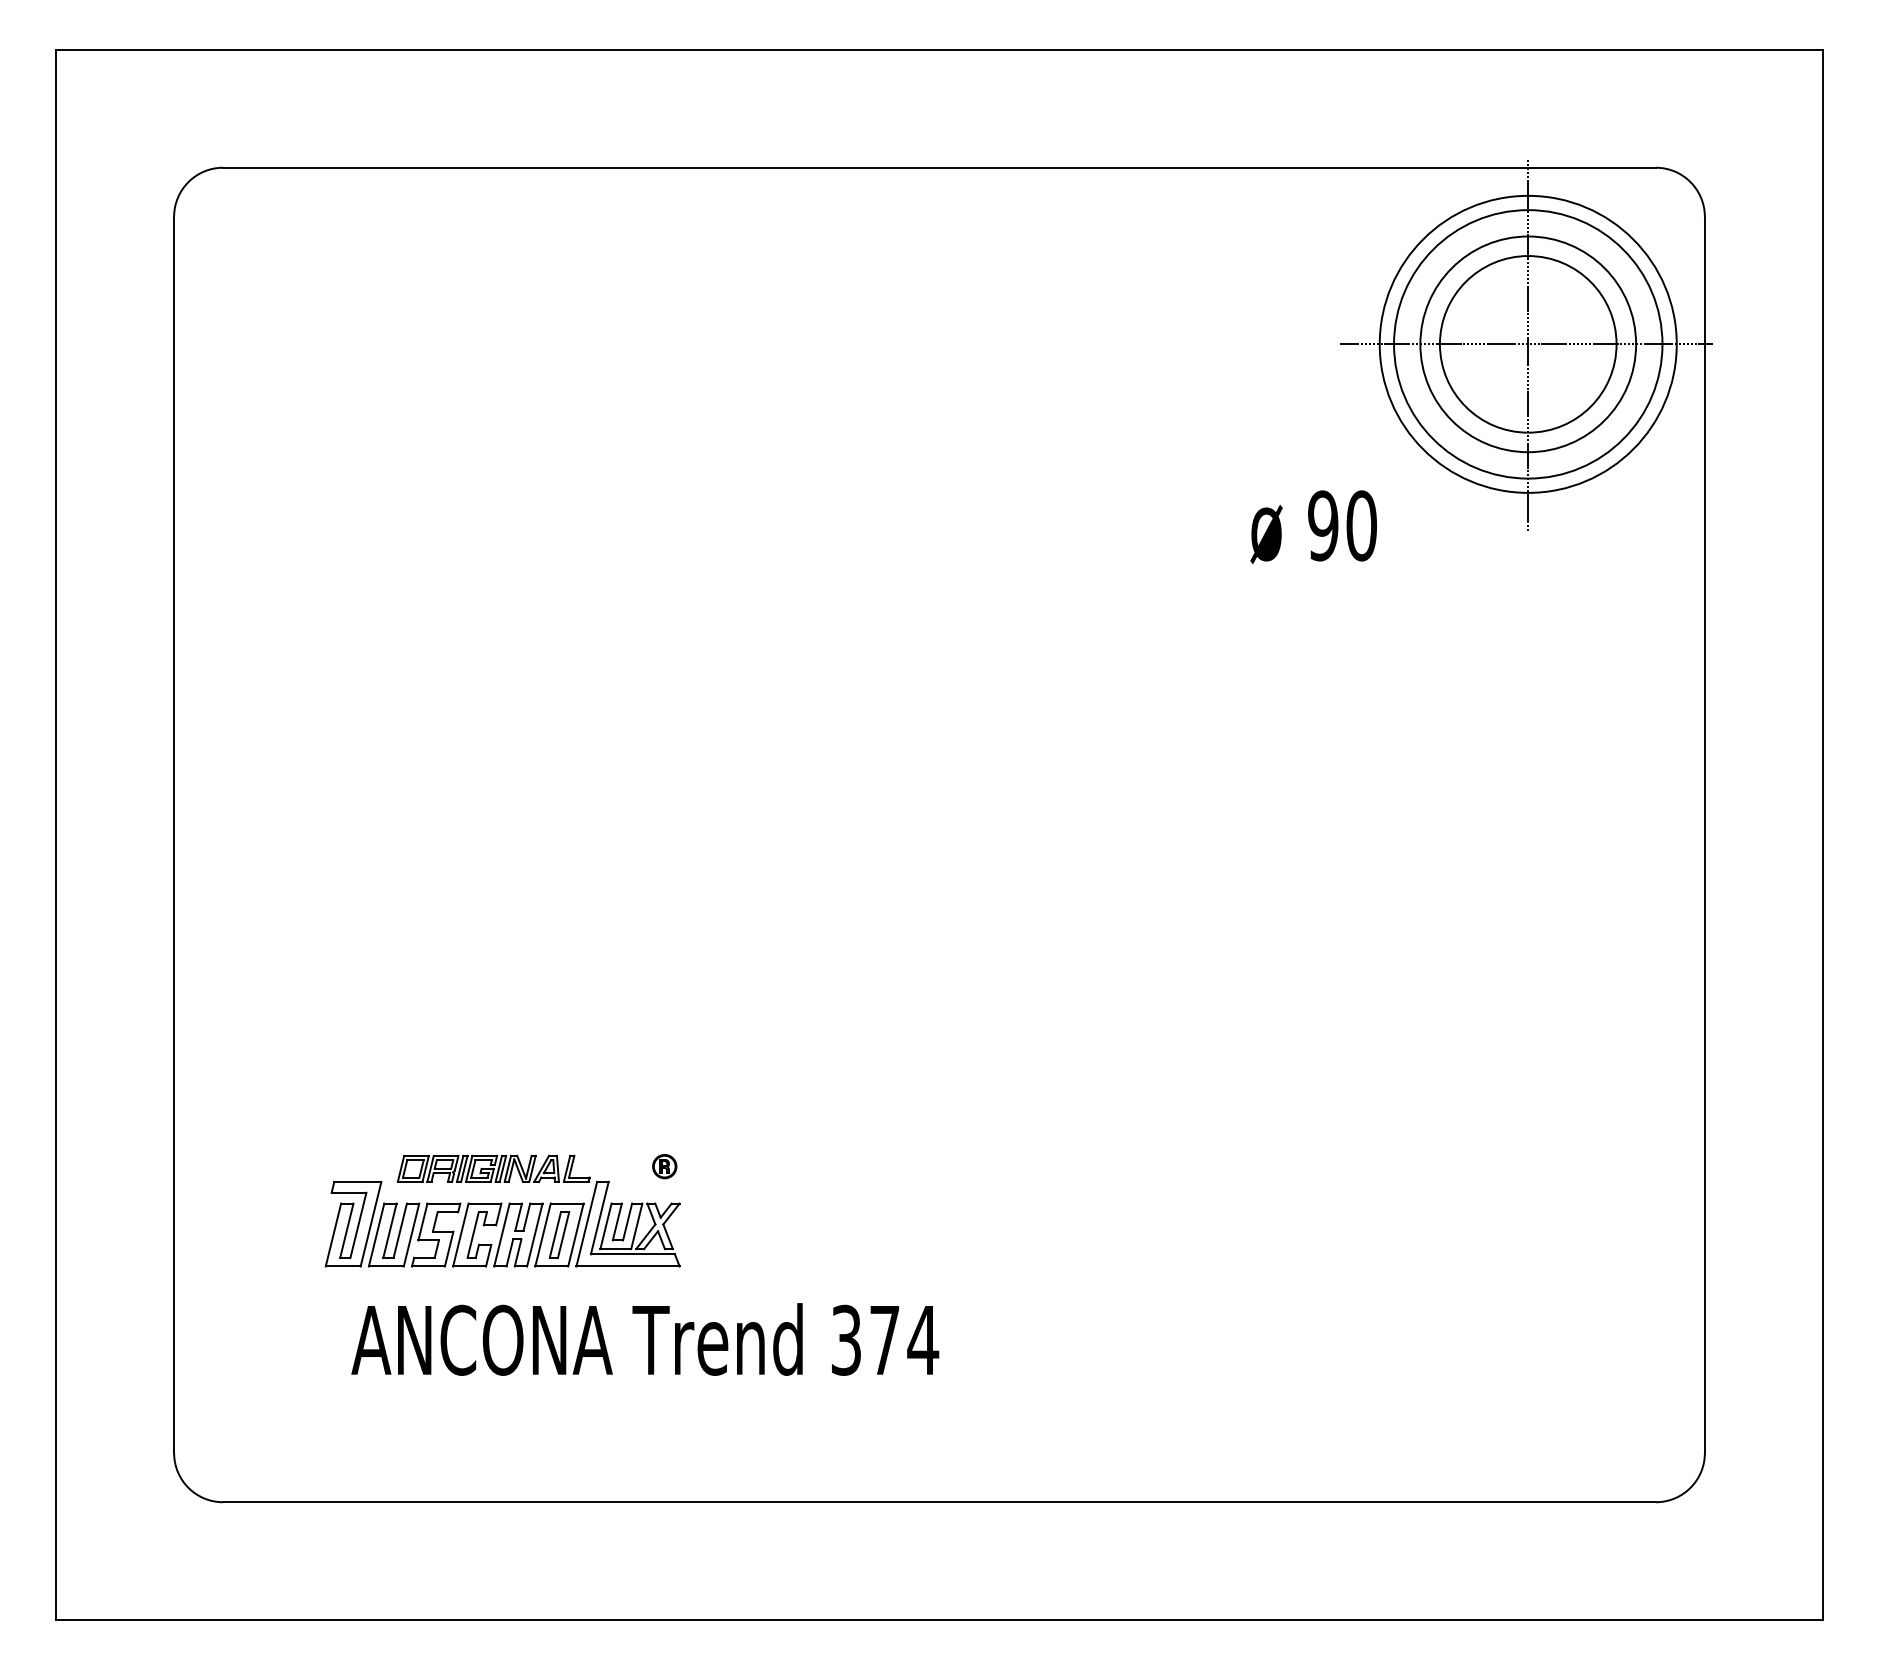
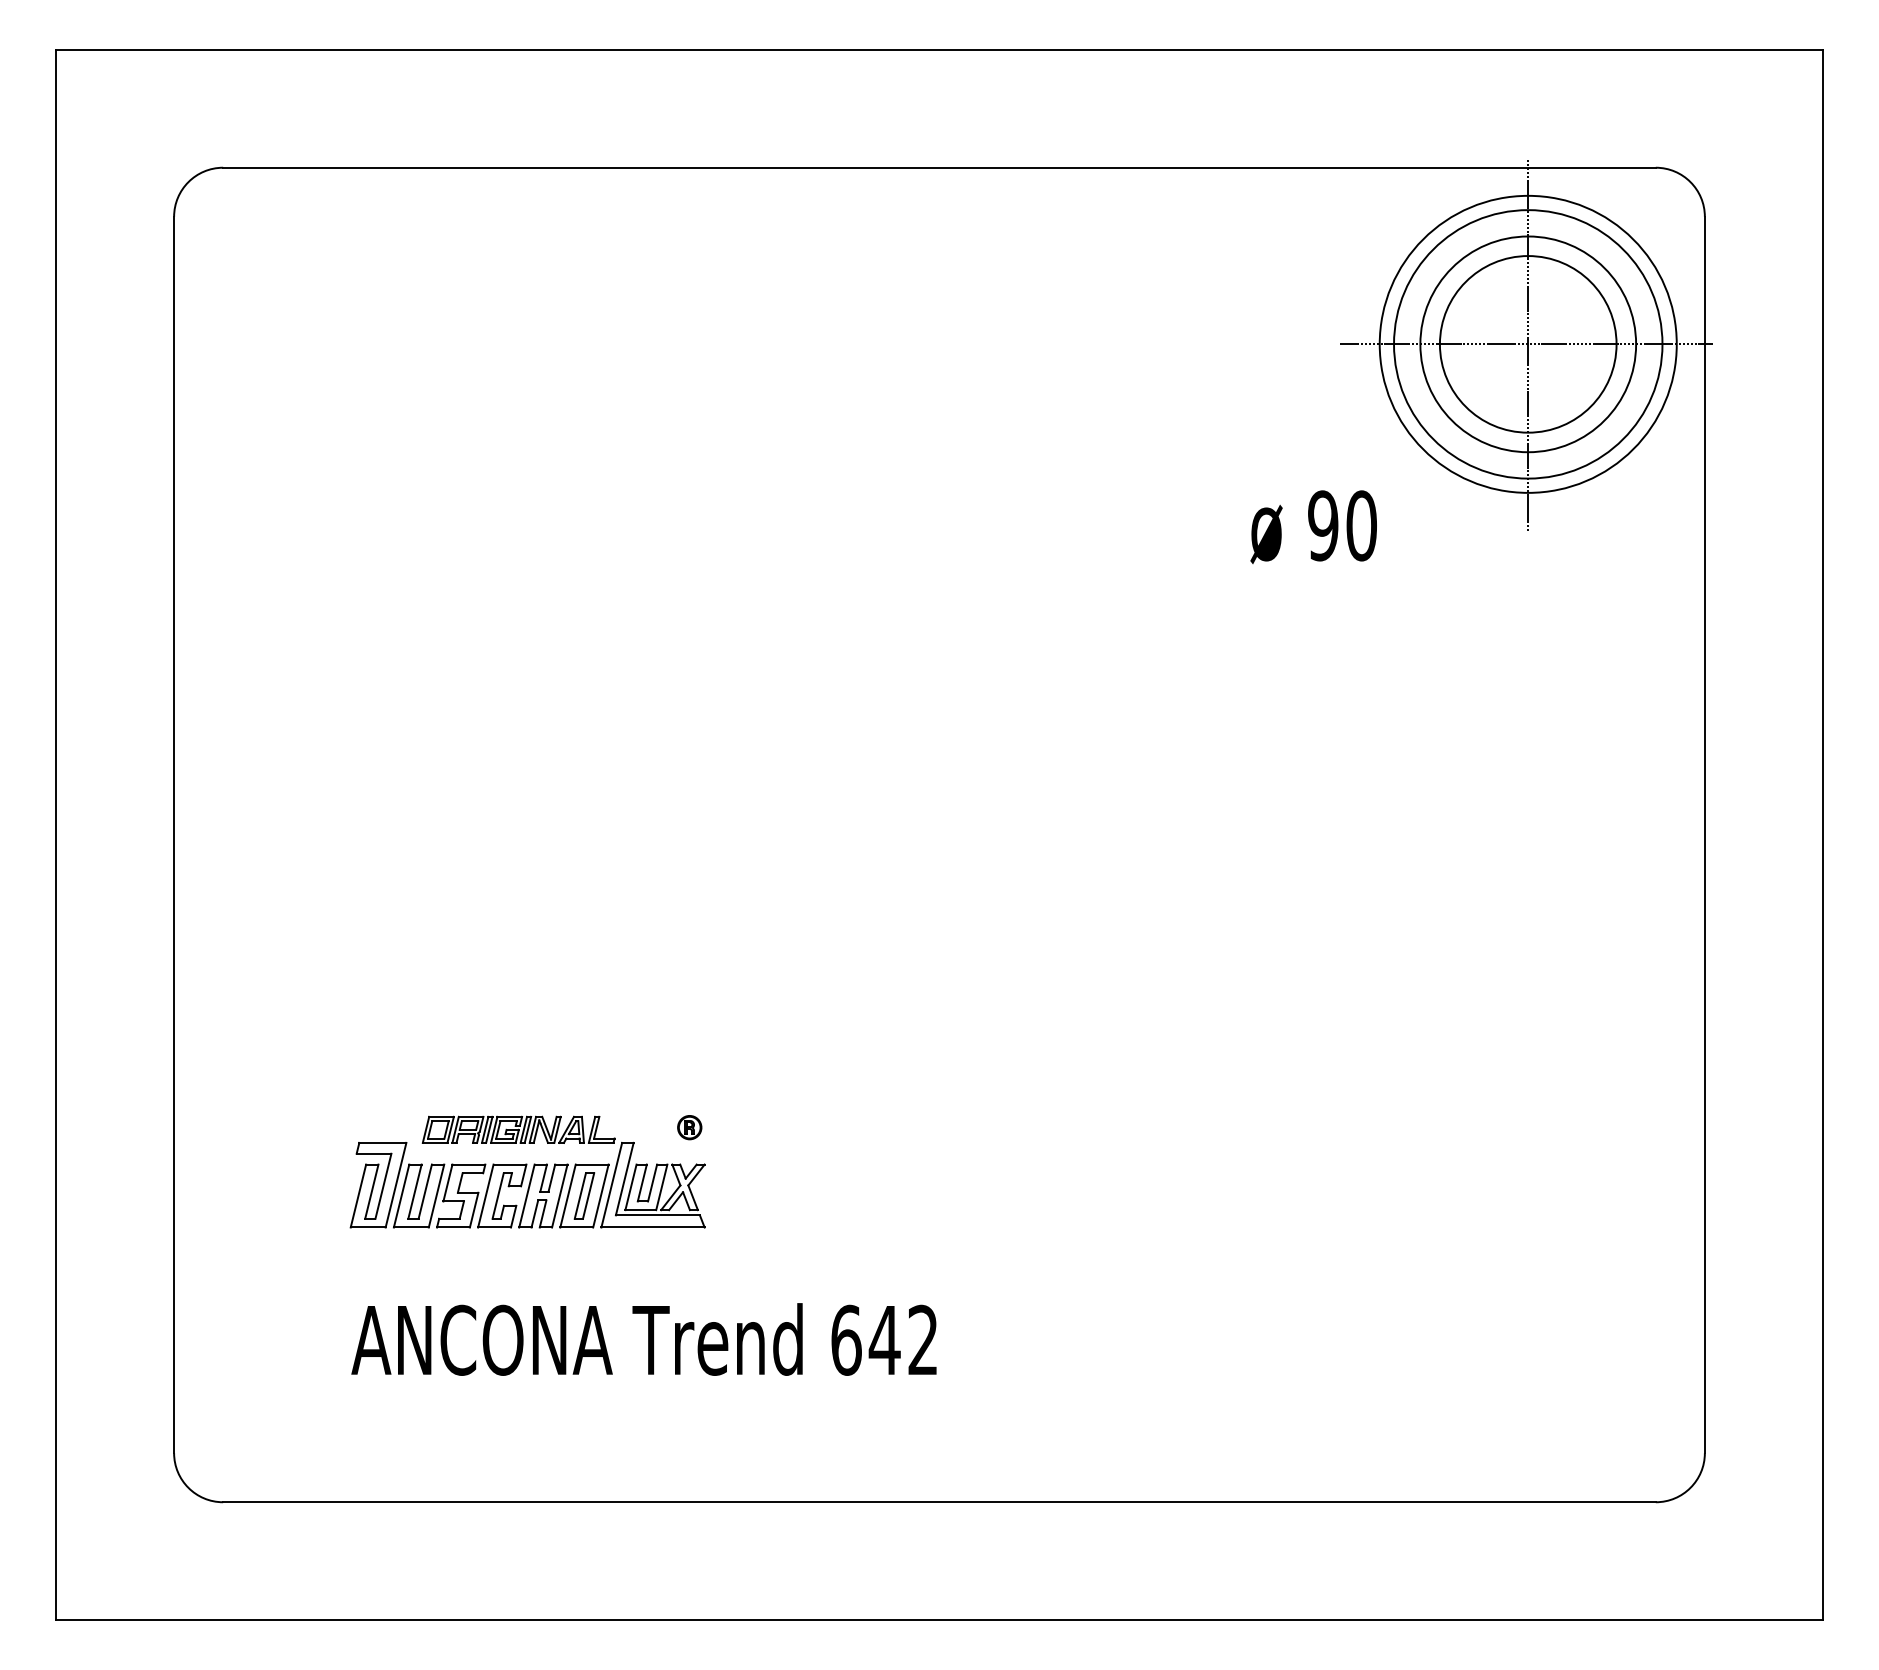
part position: (502, 1210) -> (527, 1171) (527, 1171)
text: 374 -> 642 (885, 1339)
